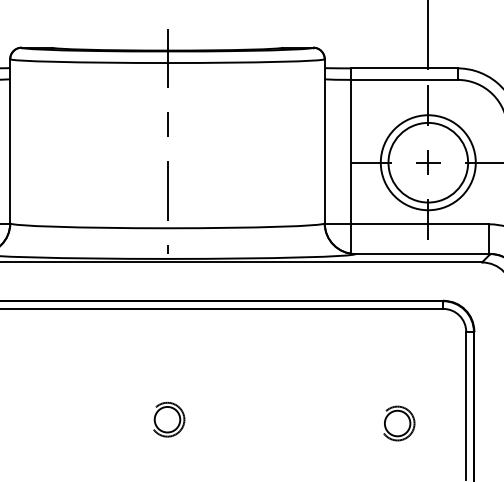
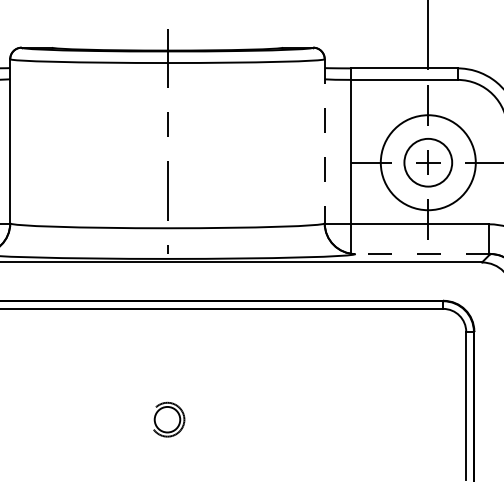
line: solid -> dashed (324, 141)
circle diameter: 80 px -> 48 px (428, 162)
line: solid -> dashed (422, 254)
part: present -> none (399, 423)
